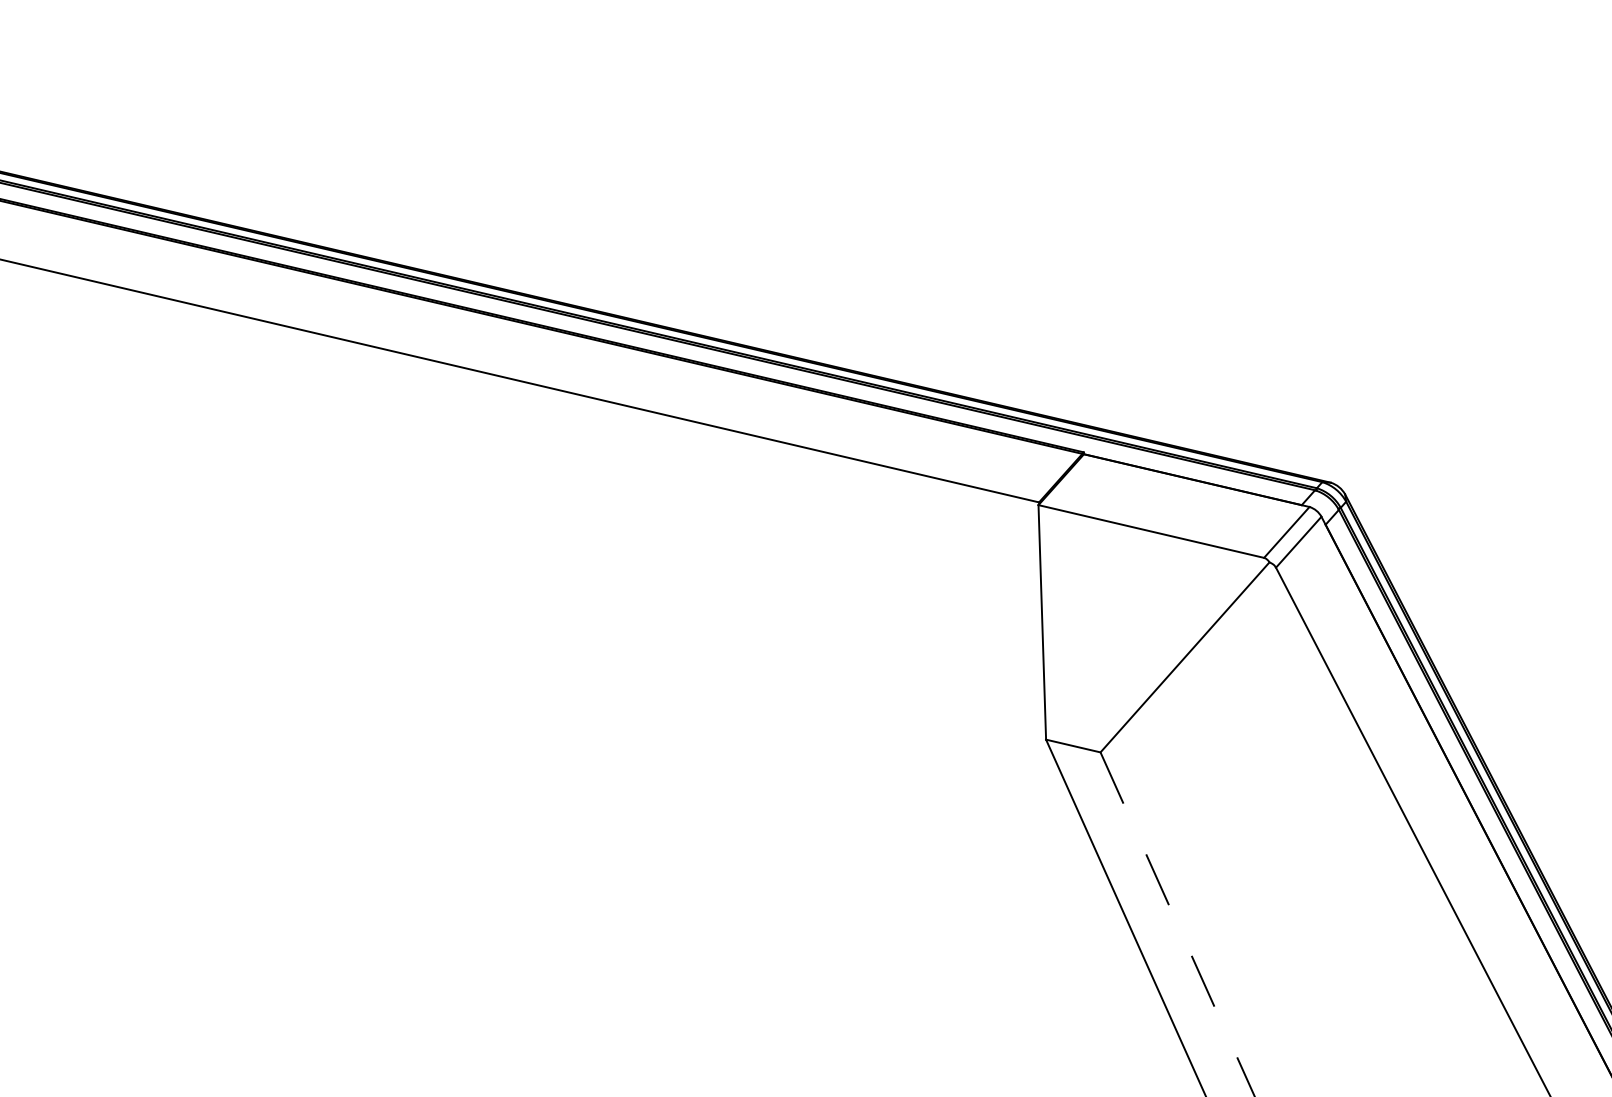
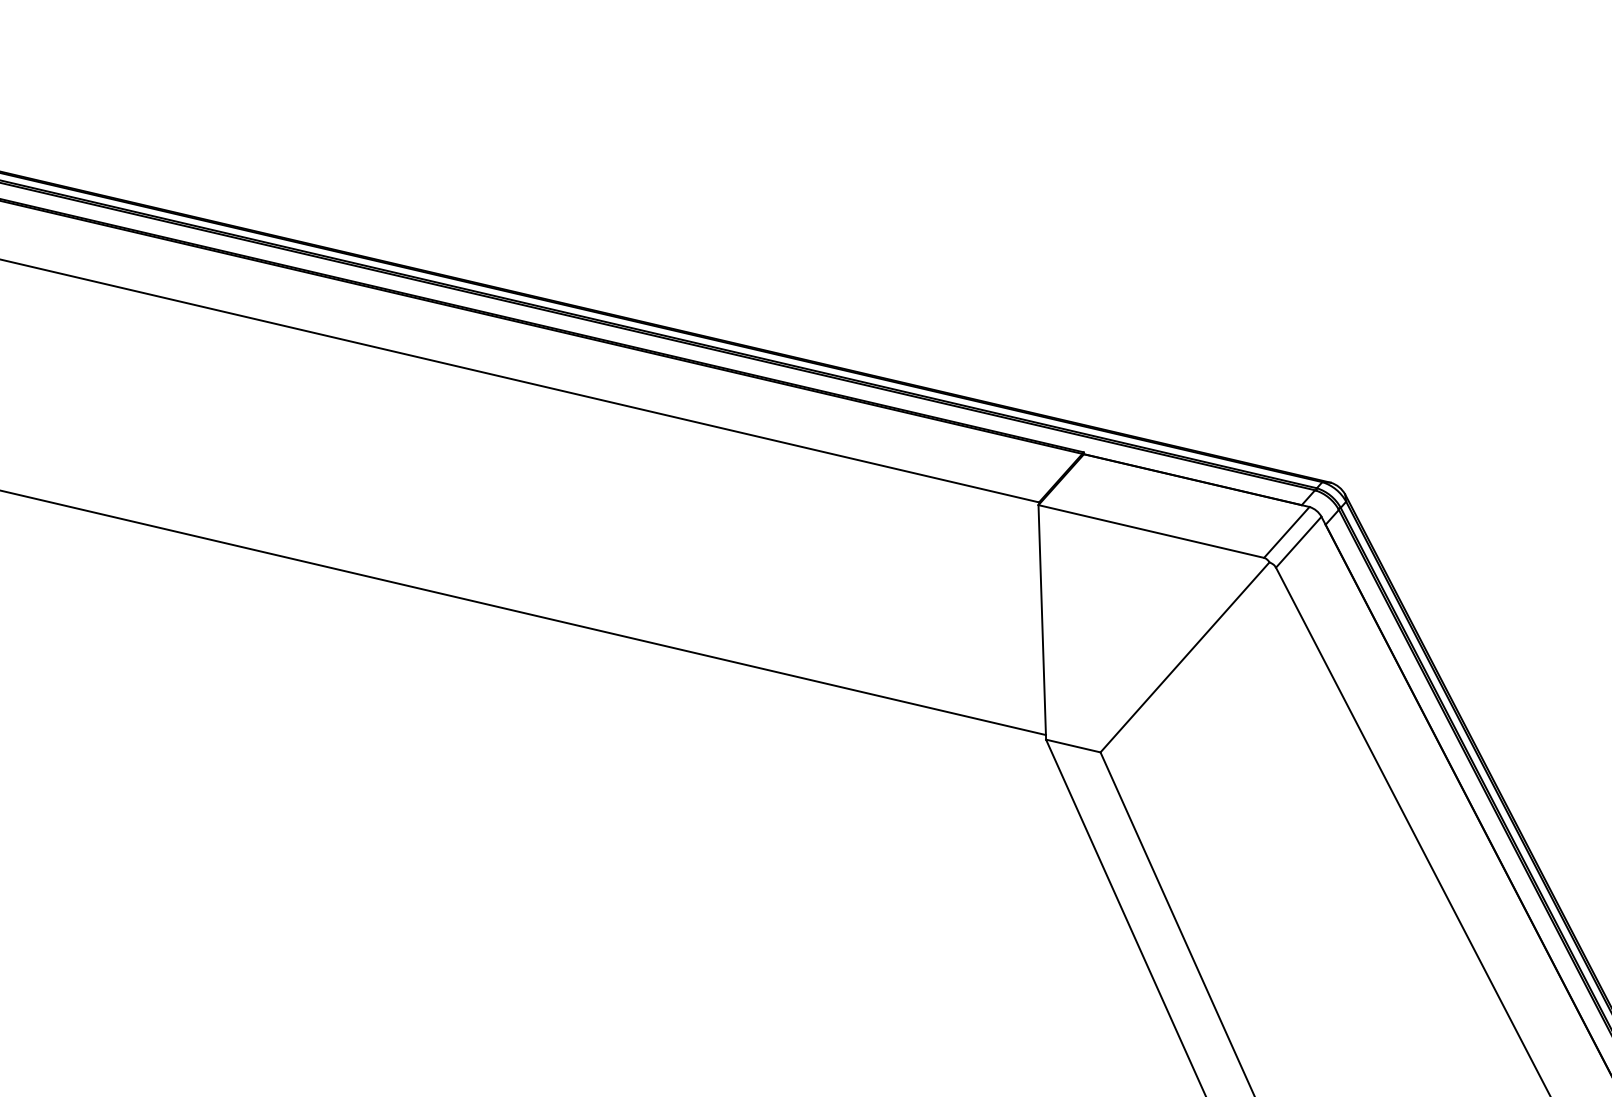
line: none -> present (523, 613)
line: dashed -> solid (1177, 923)
